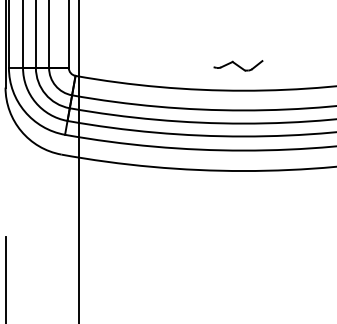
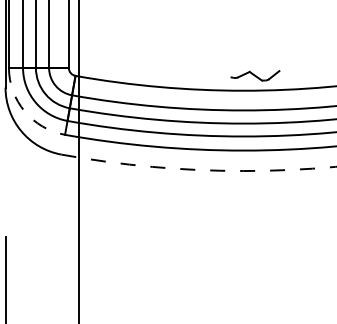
part position: (238, 65) -> (255, 75) (255, 75)
arc: solid -> dashed (24, 111)
arc: solid -> dashed (199, 170)
